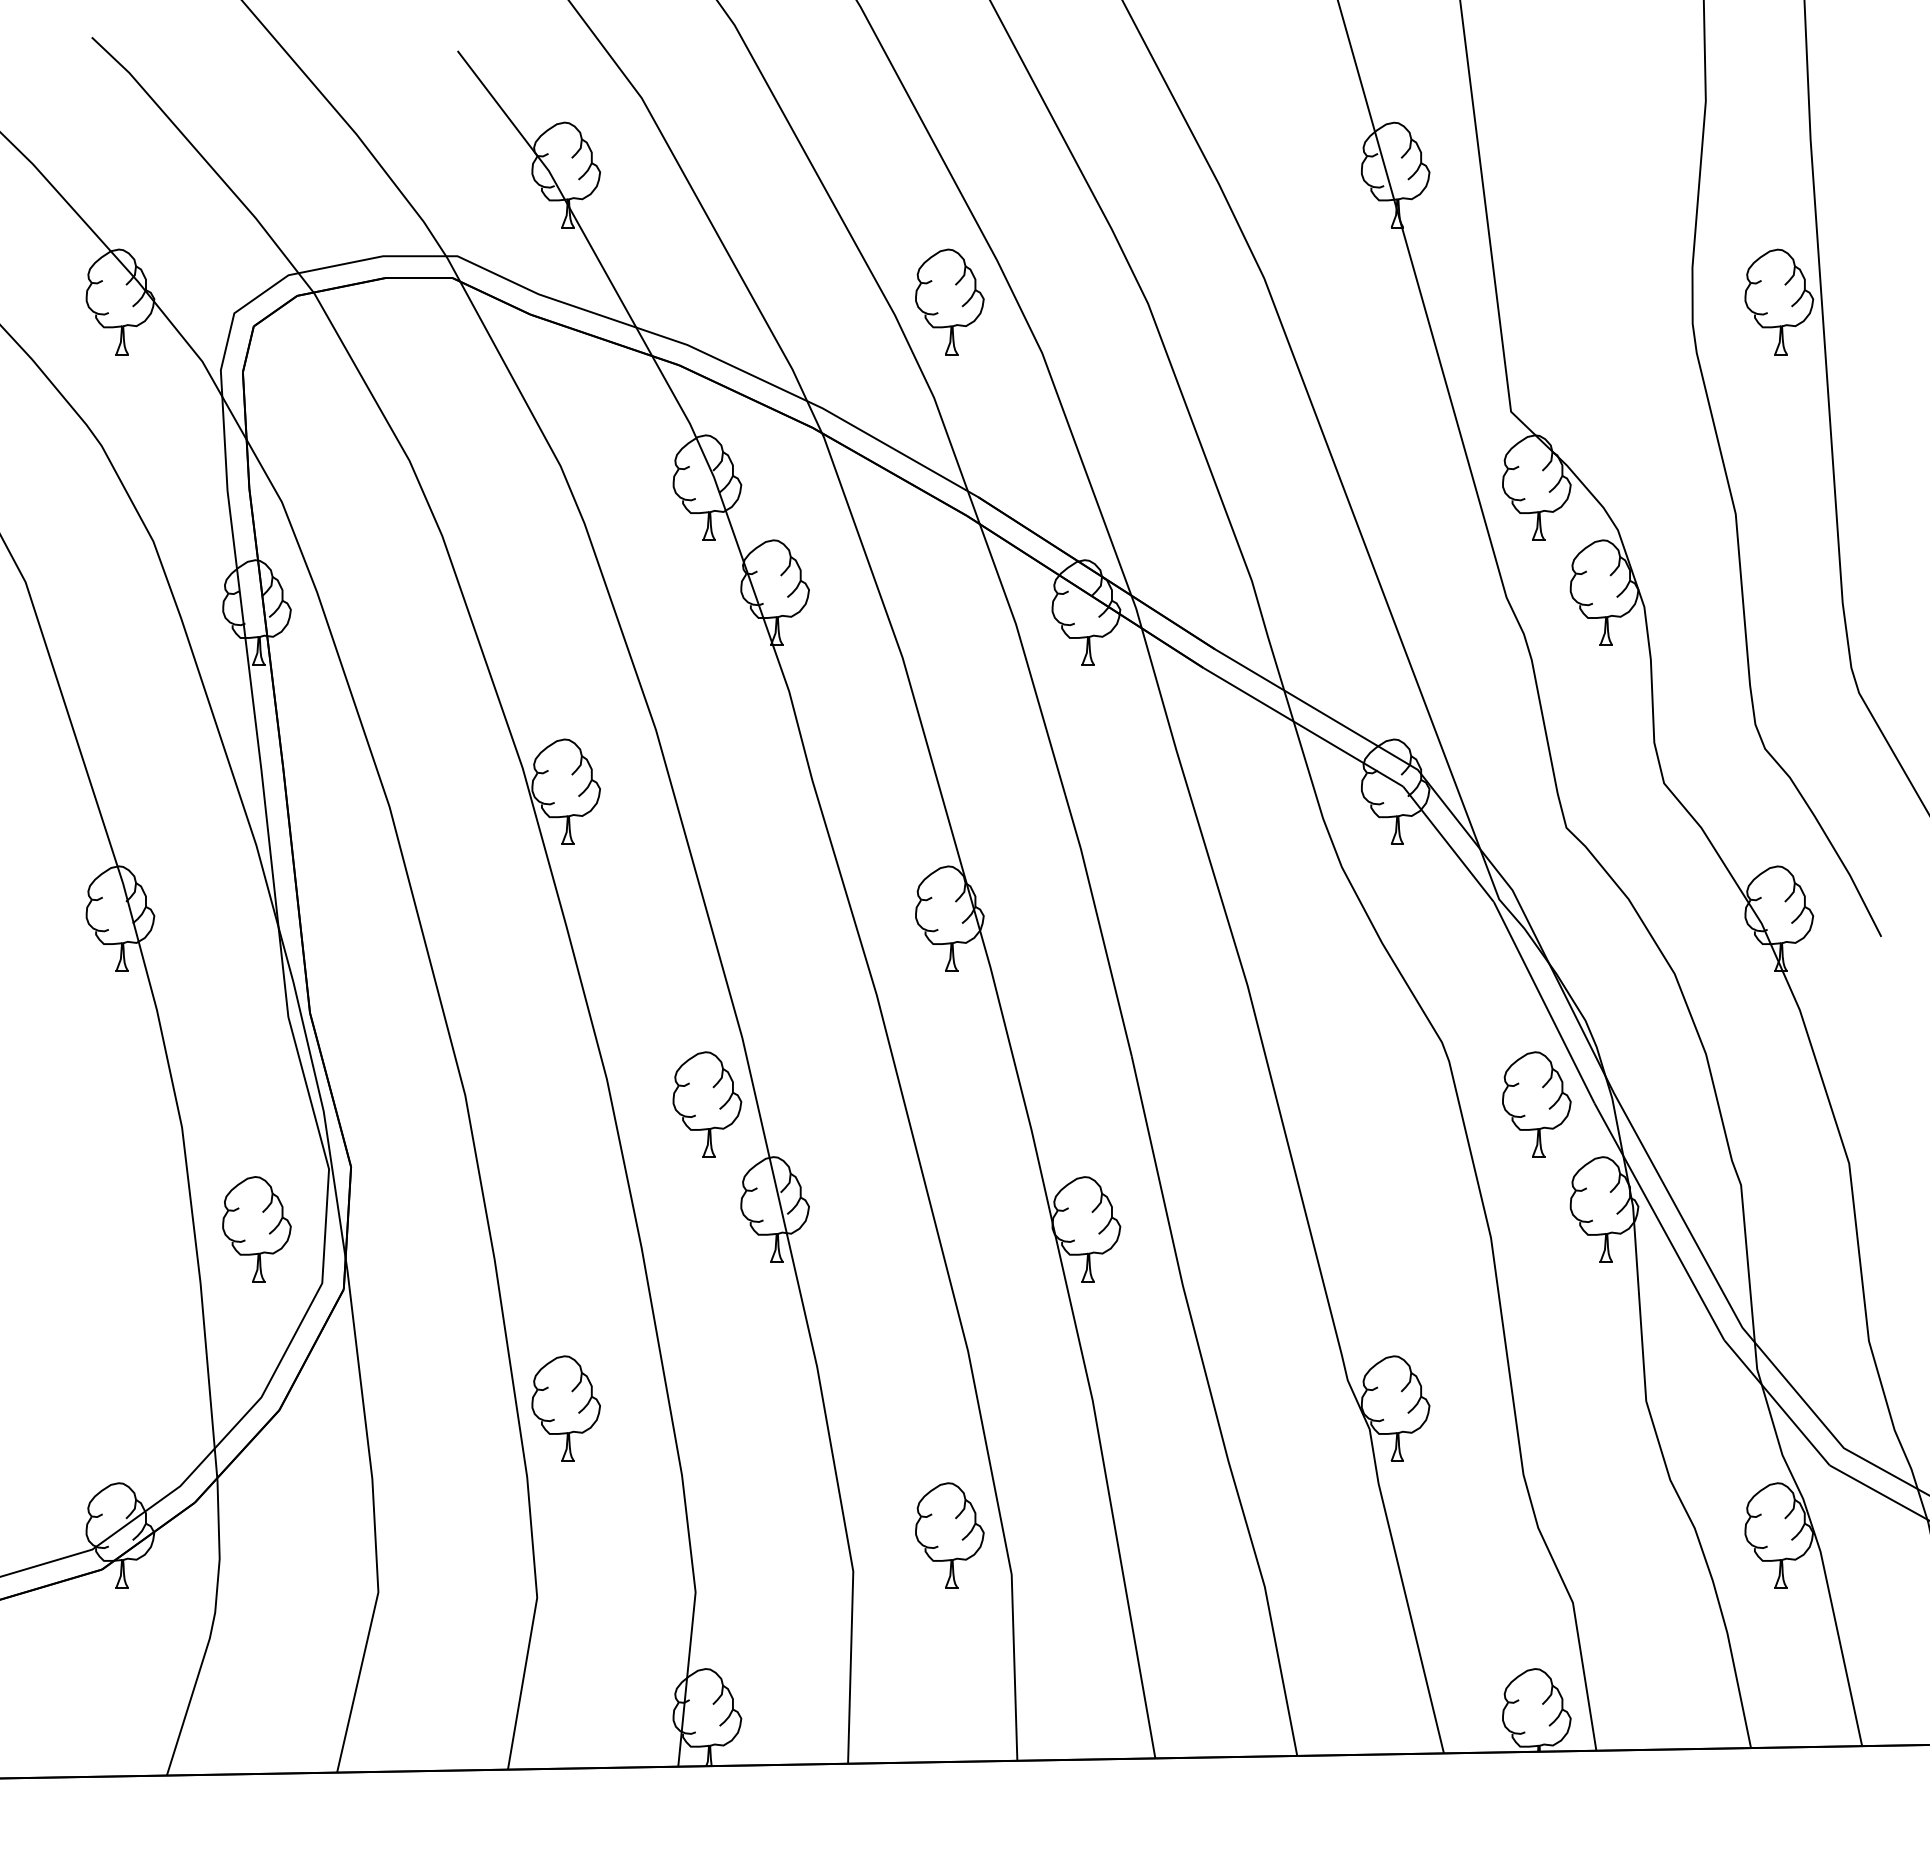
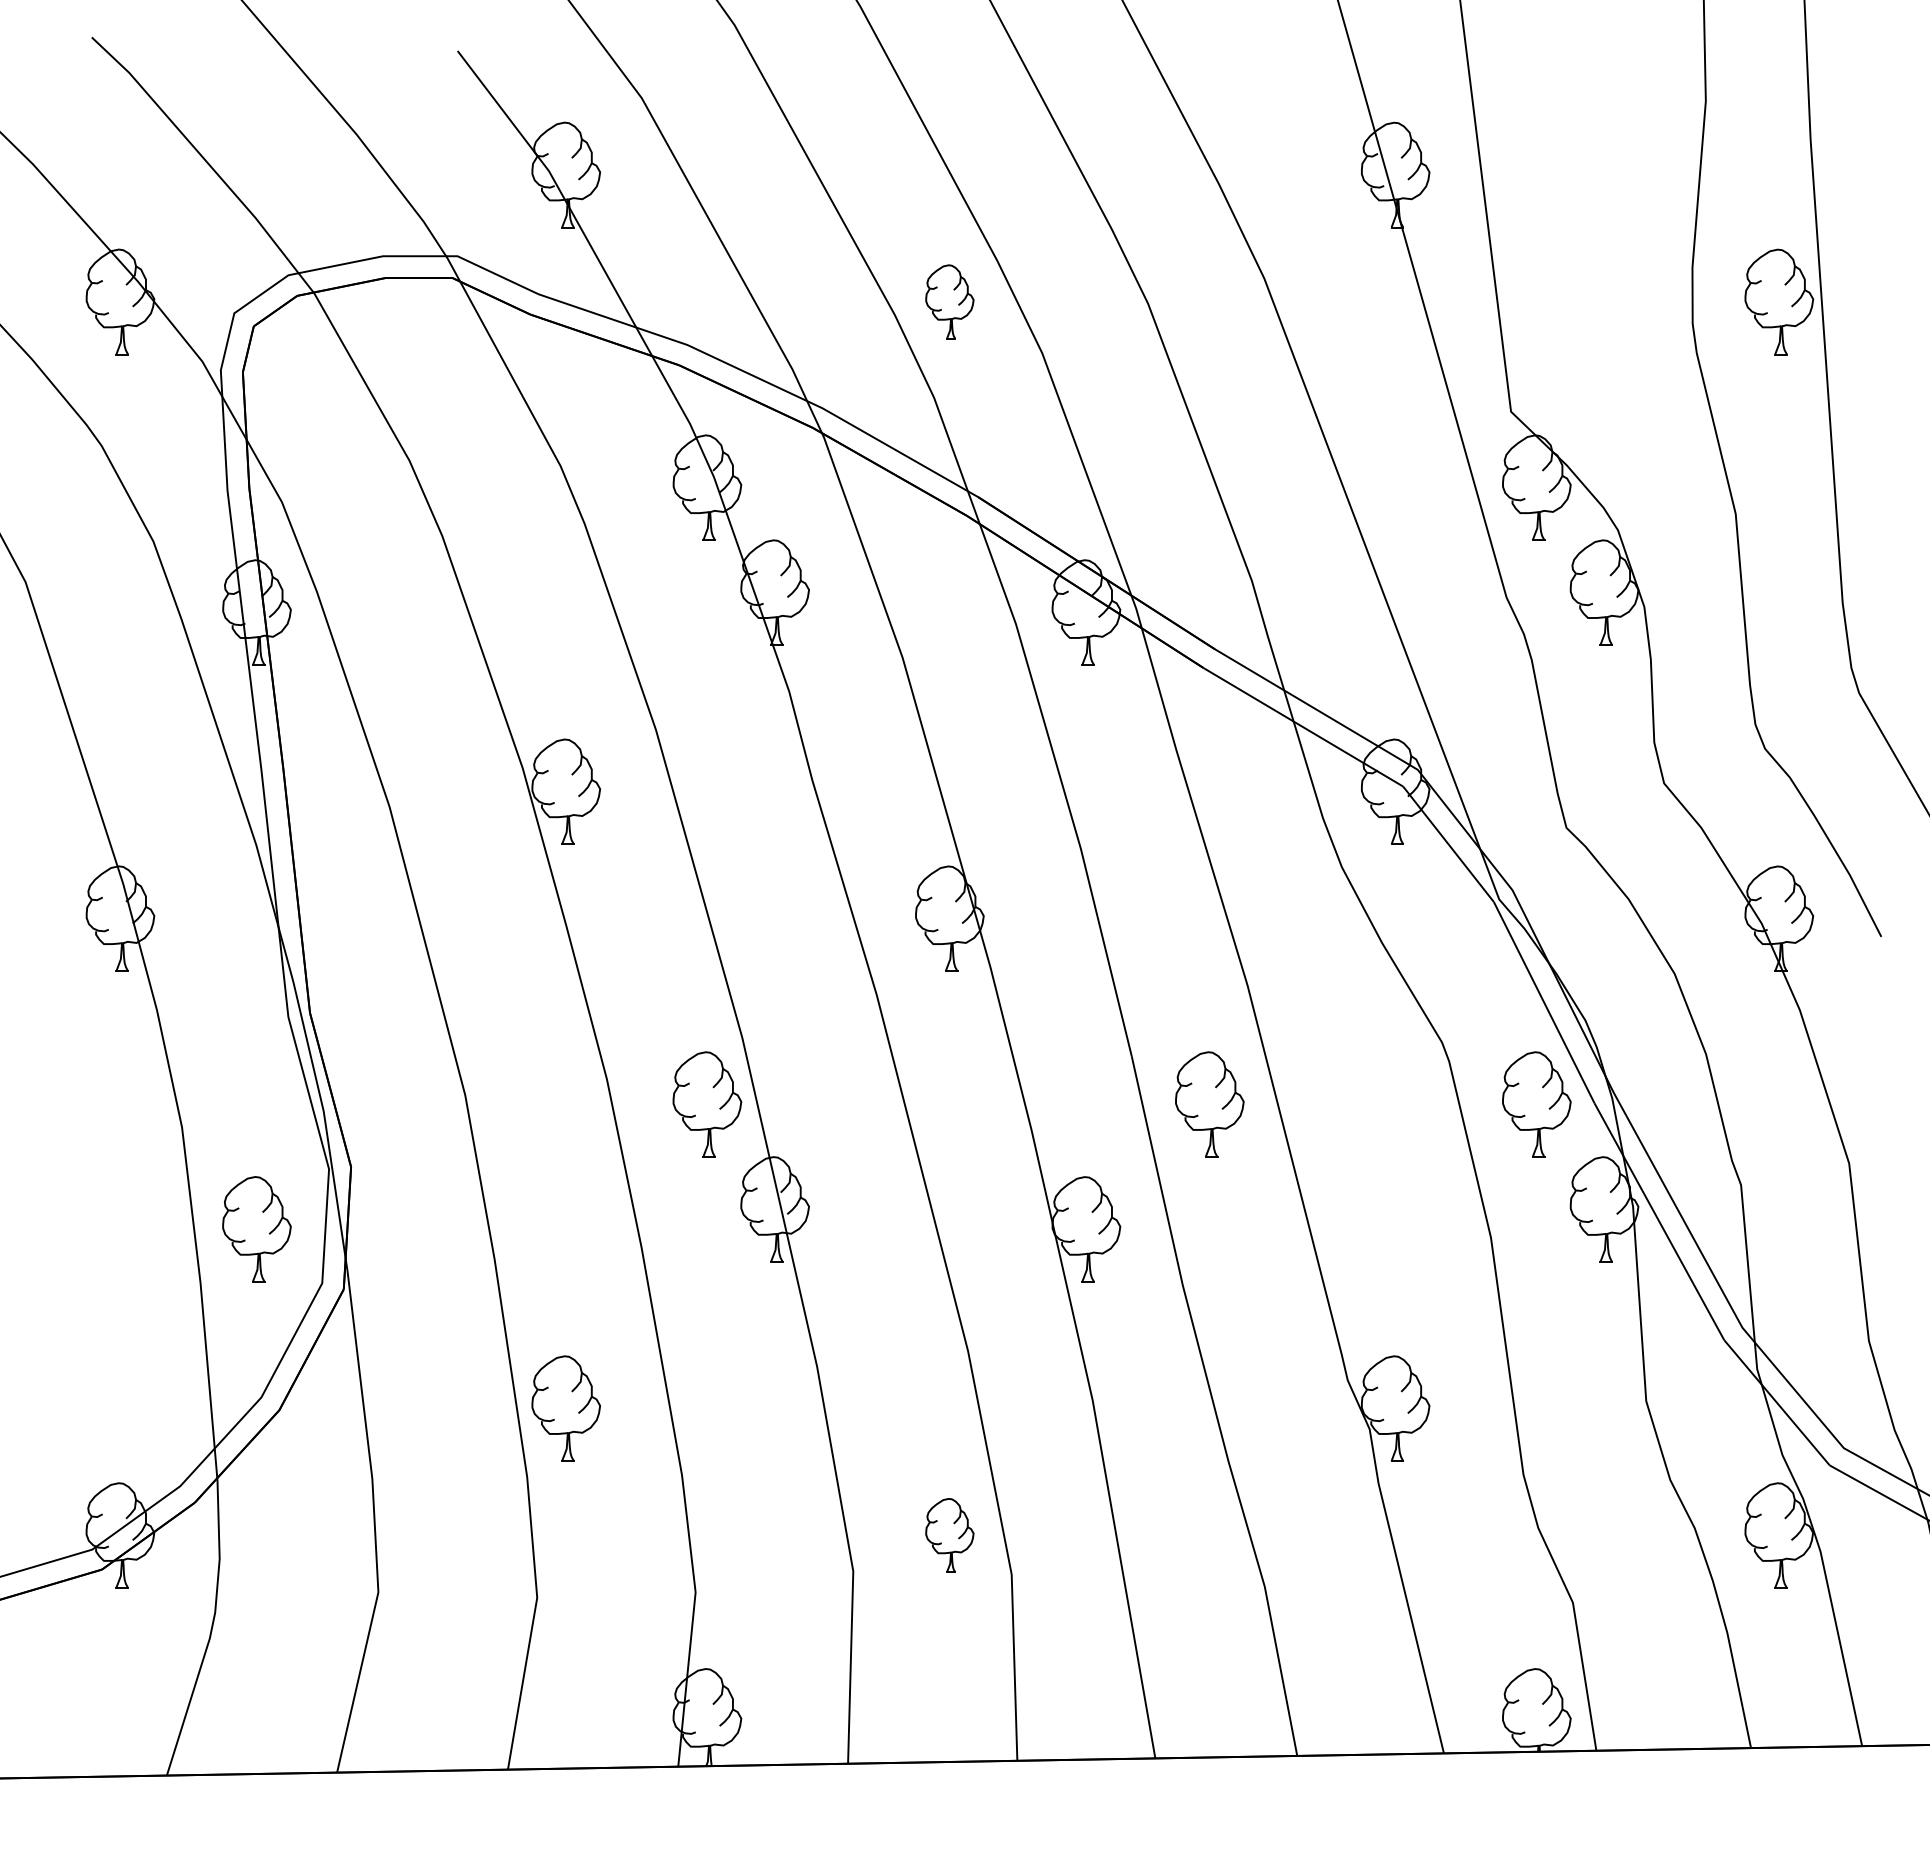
part size: 70x108 px -> 50x76 px (949, 301)
part: none -> present (1209, 1104)
part size: 70x107 px -> 50x75 px (949, 1535)
